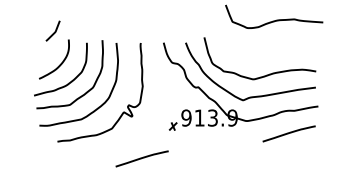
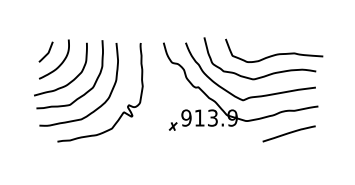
curve position: (276, 19) -> (276, 53) (276, 53)
curve position: (54, 31) -> (47, 52) (47, 52)
curve: present -> none (141, 158)
